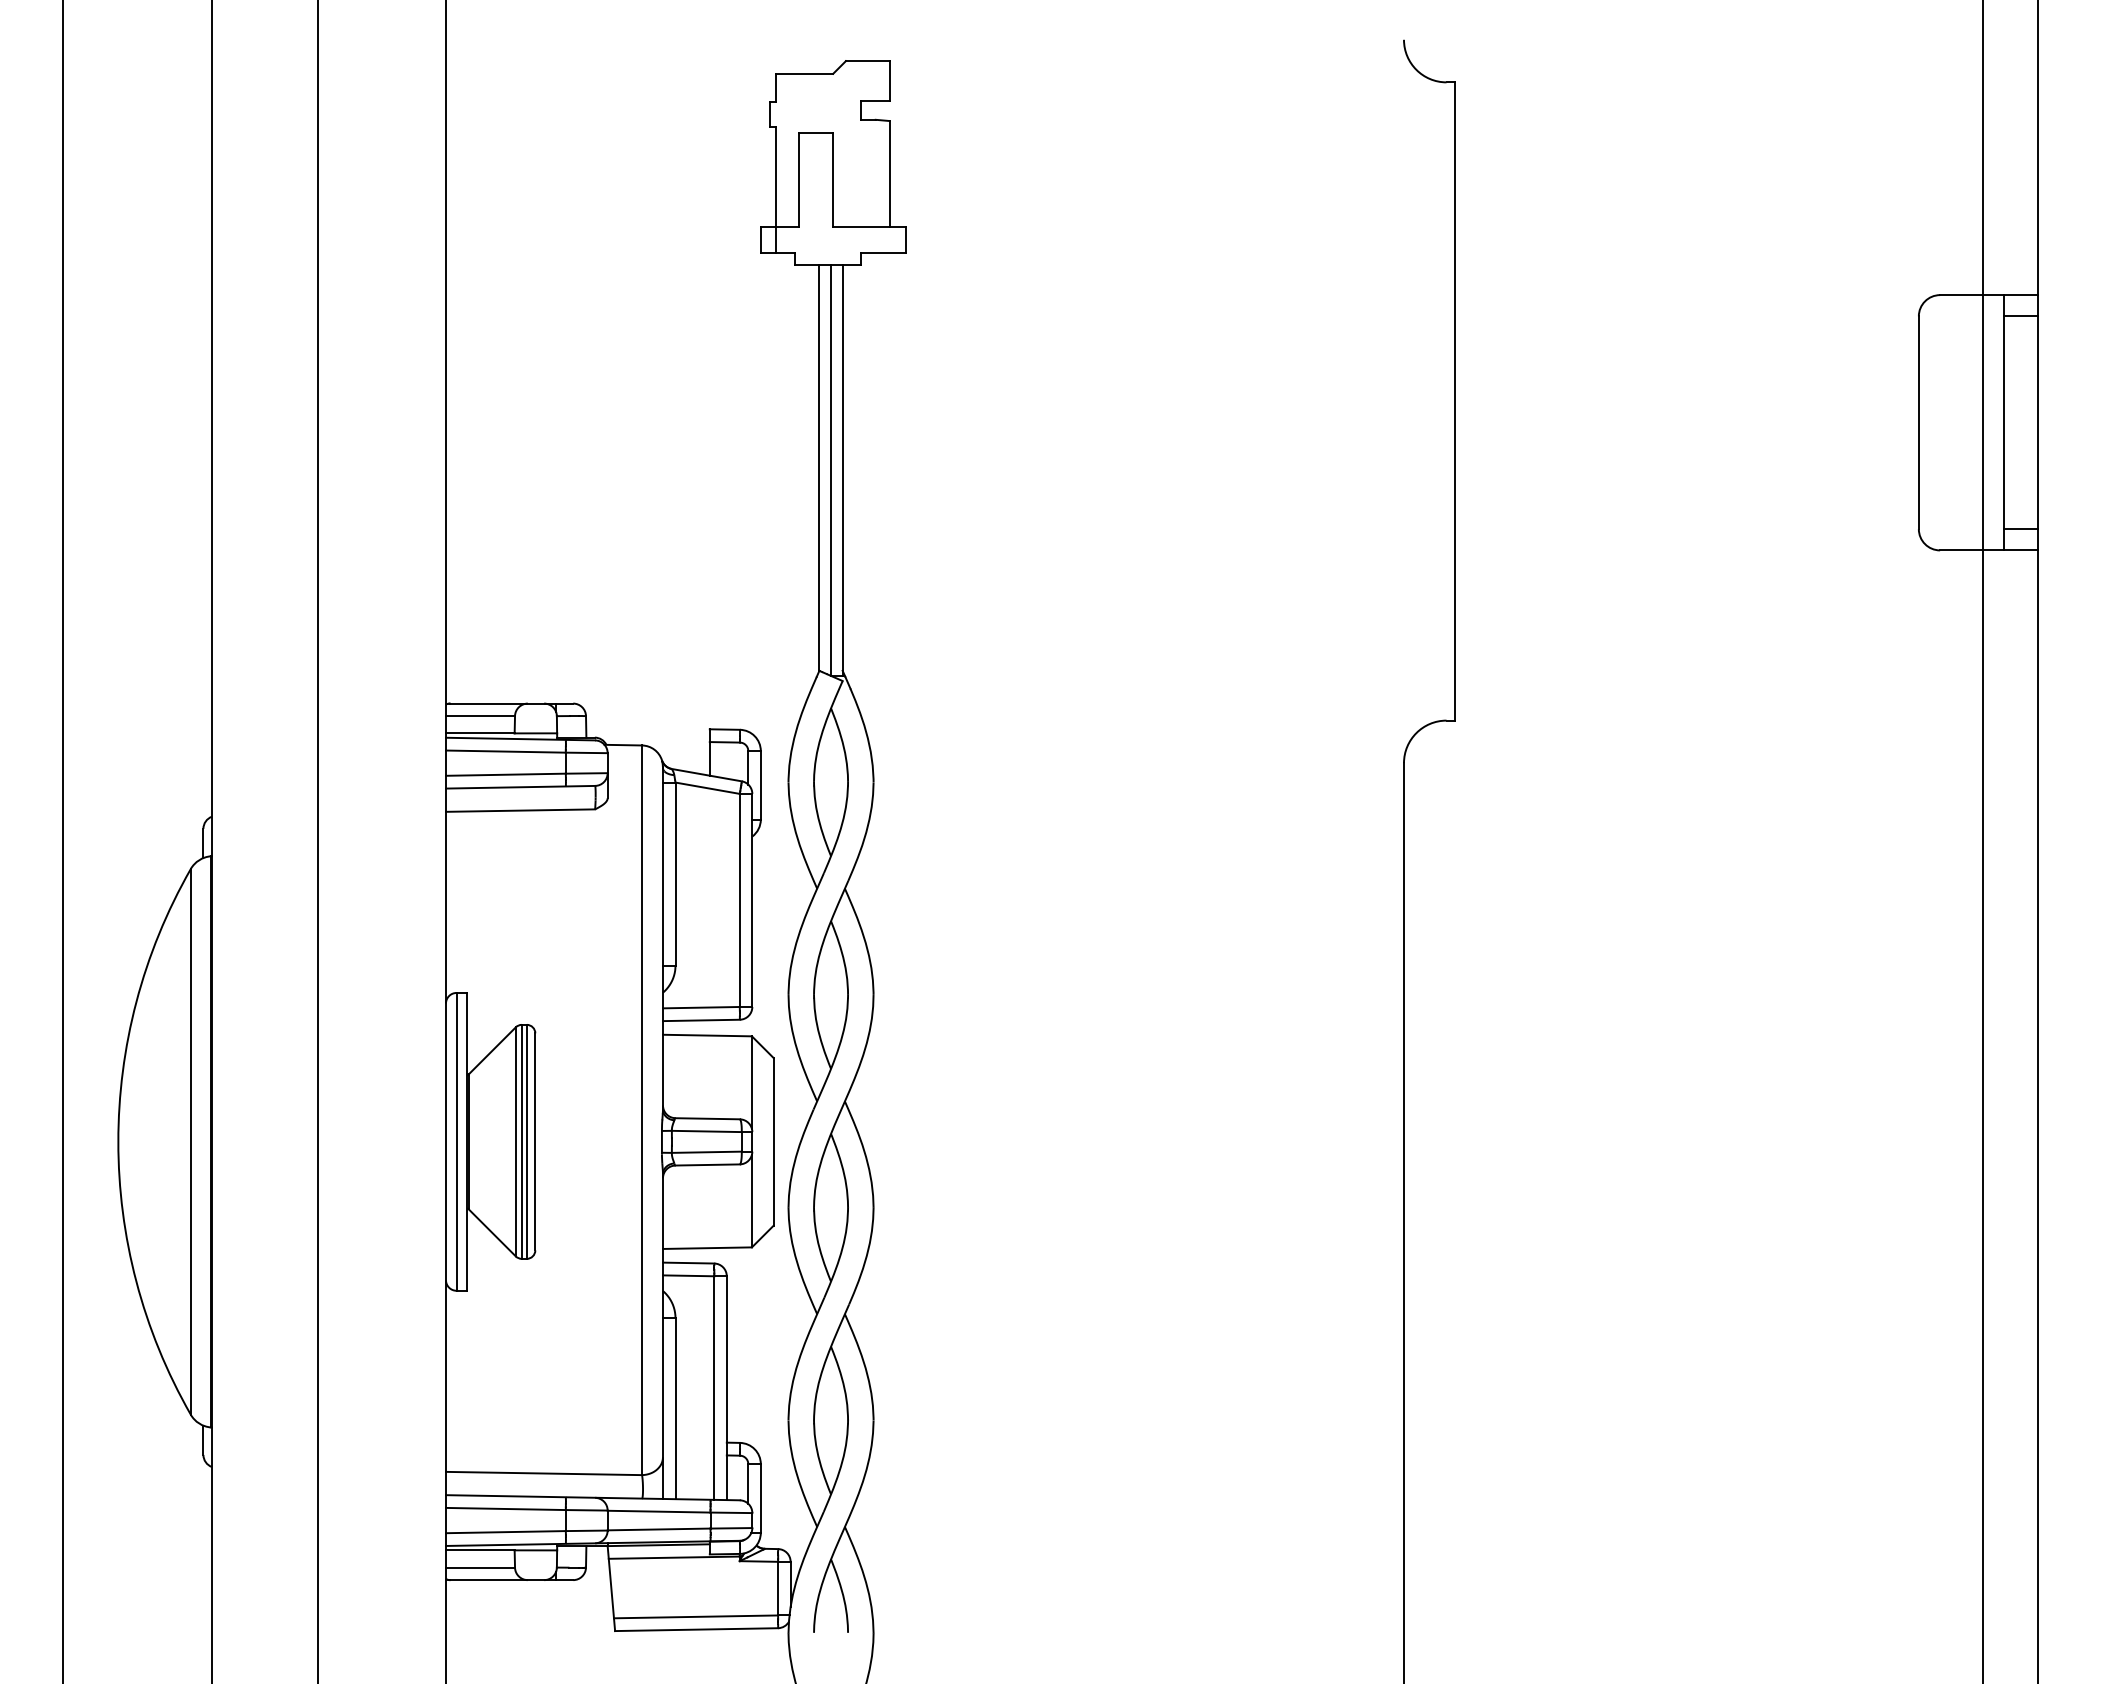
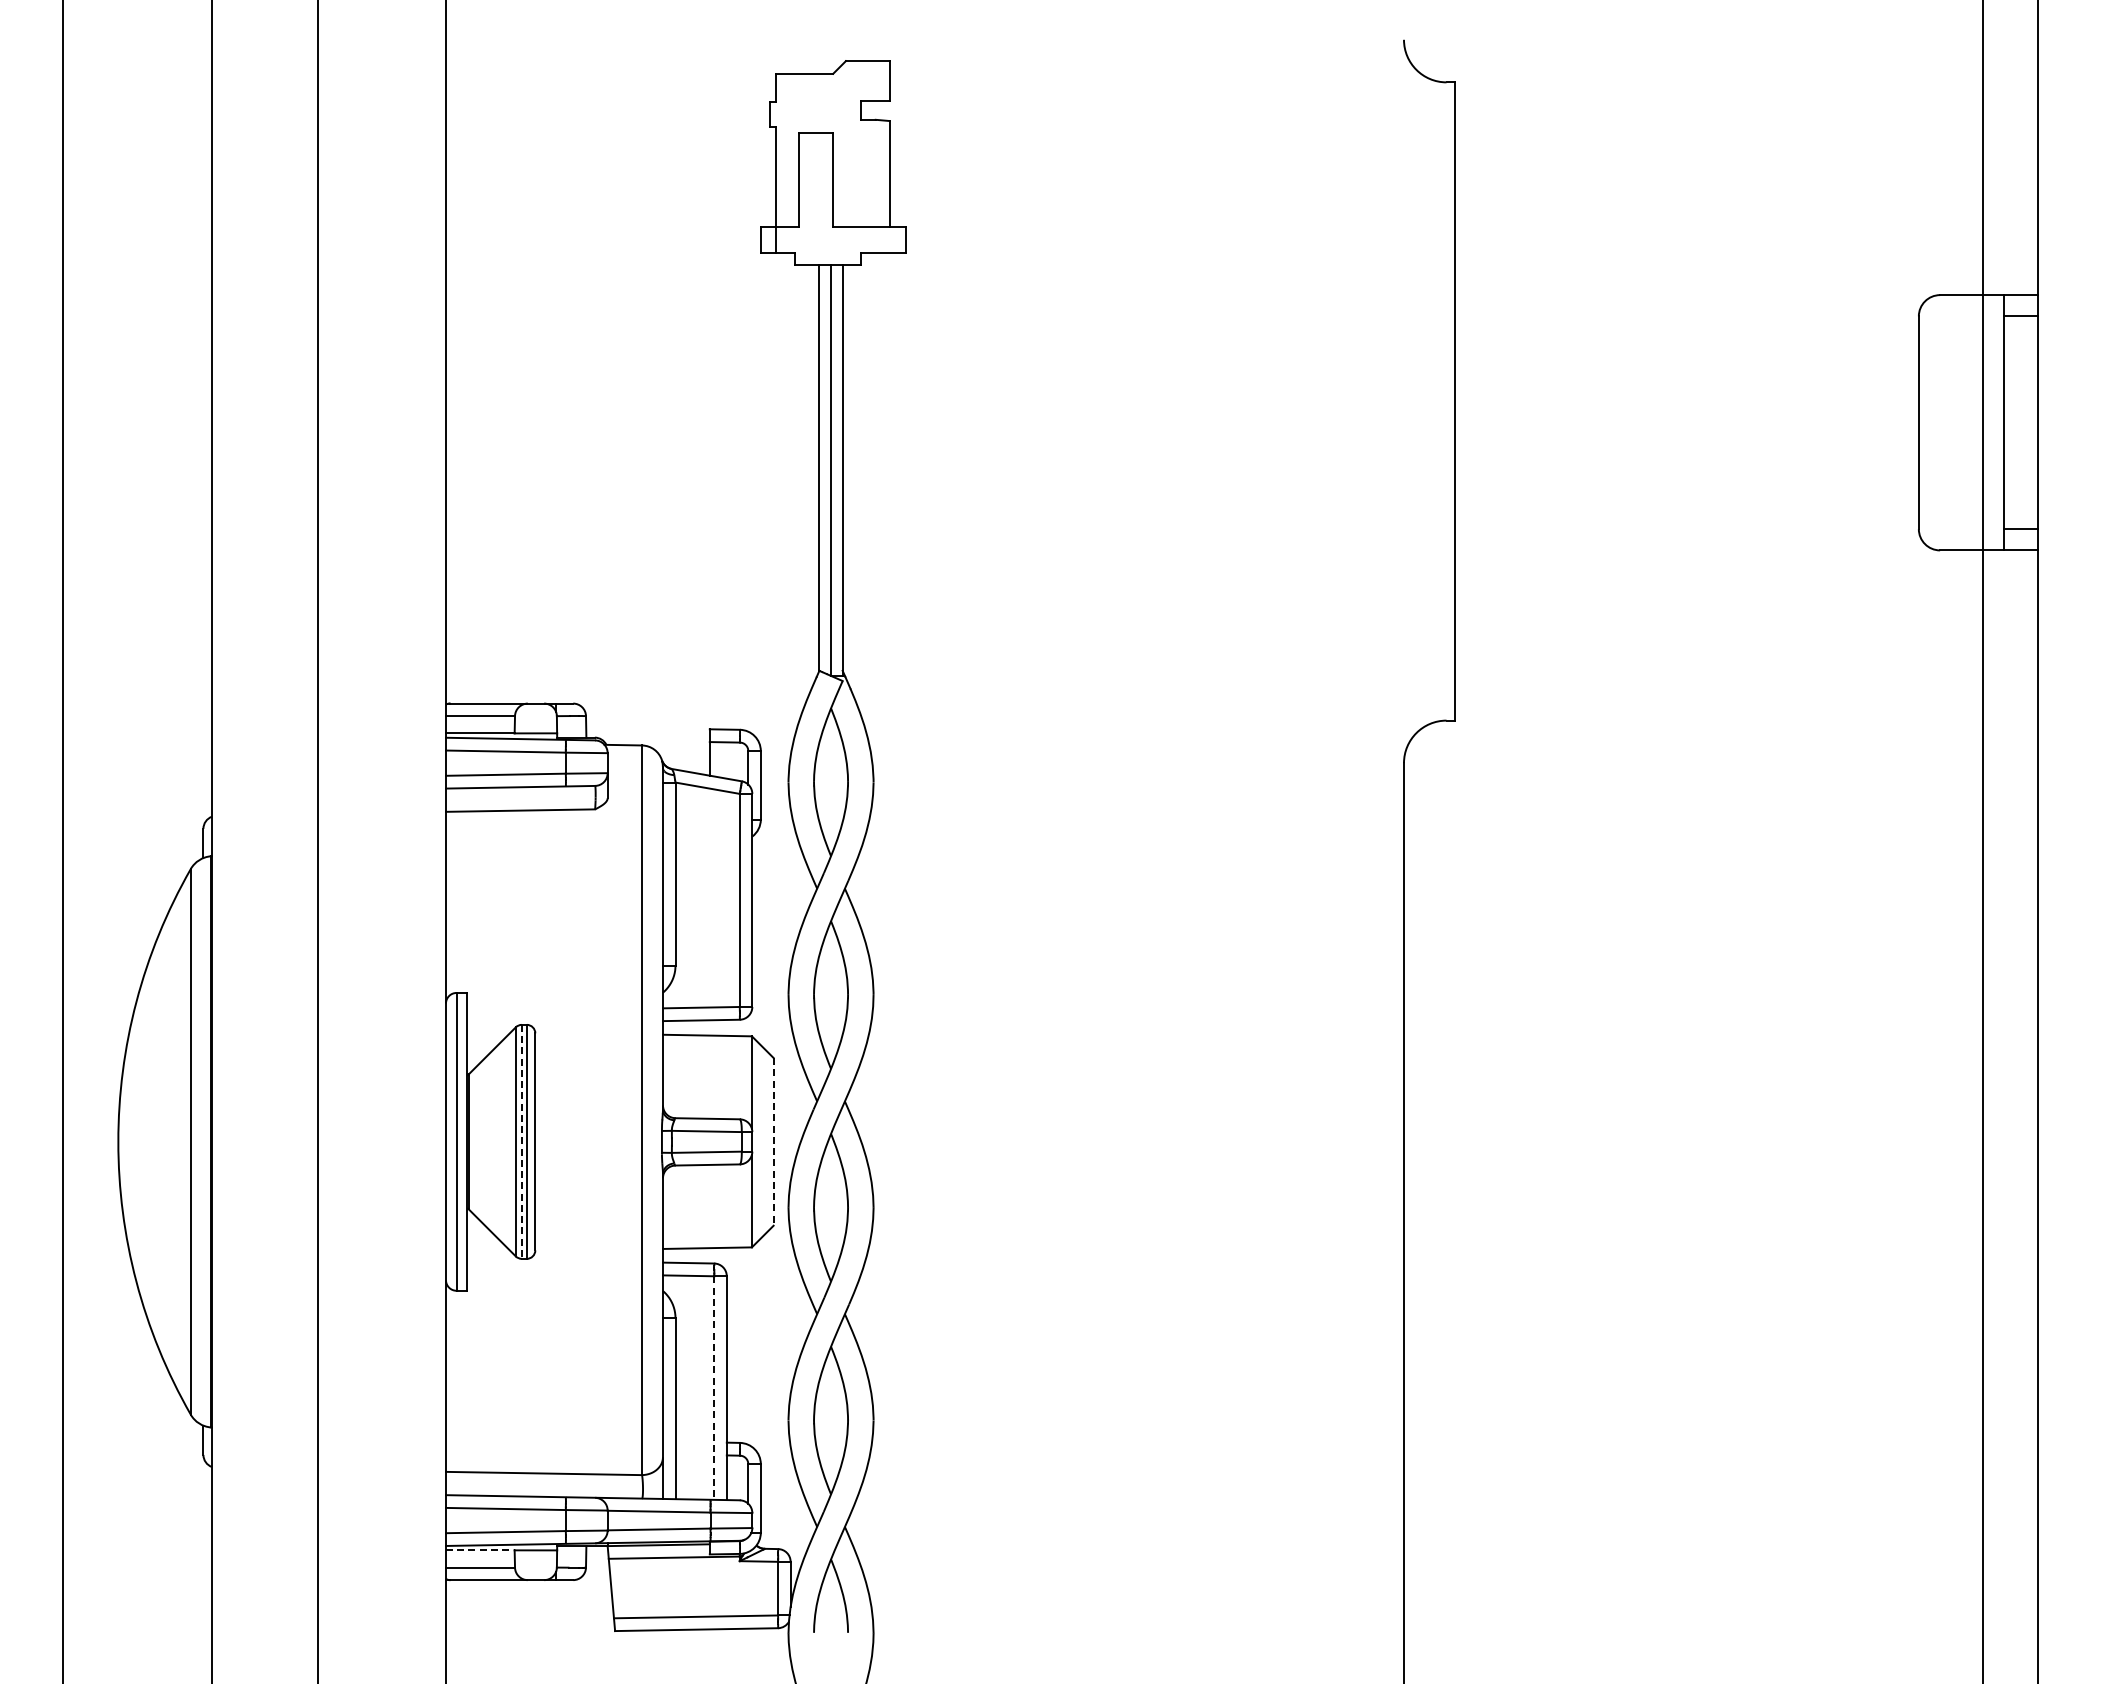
line: solid -> dashed (773, 1141)
line: solid -> dashed (521, 1142)
line: solid -> dashed (714, 1388)
line: solid -> dashed (480, 1550)
